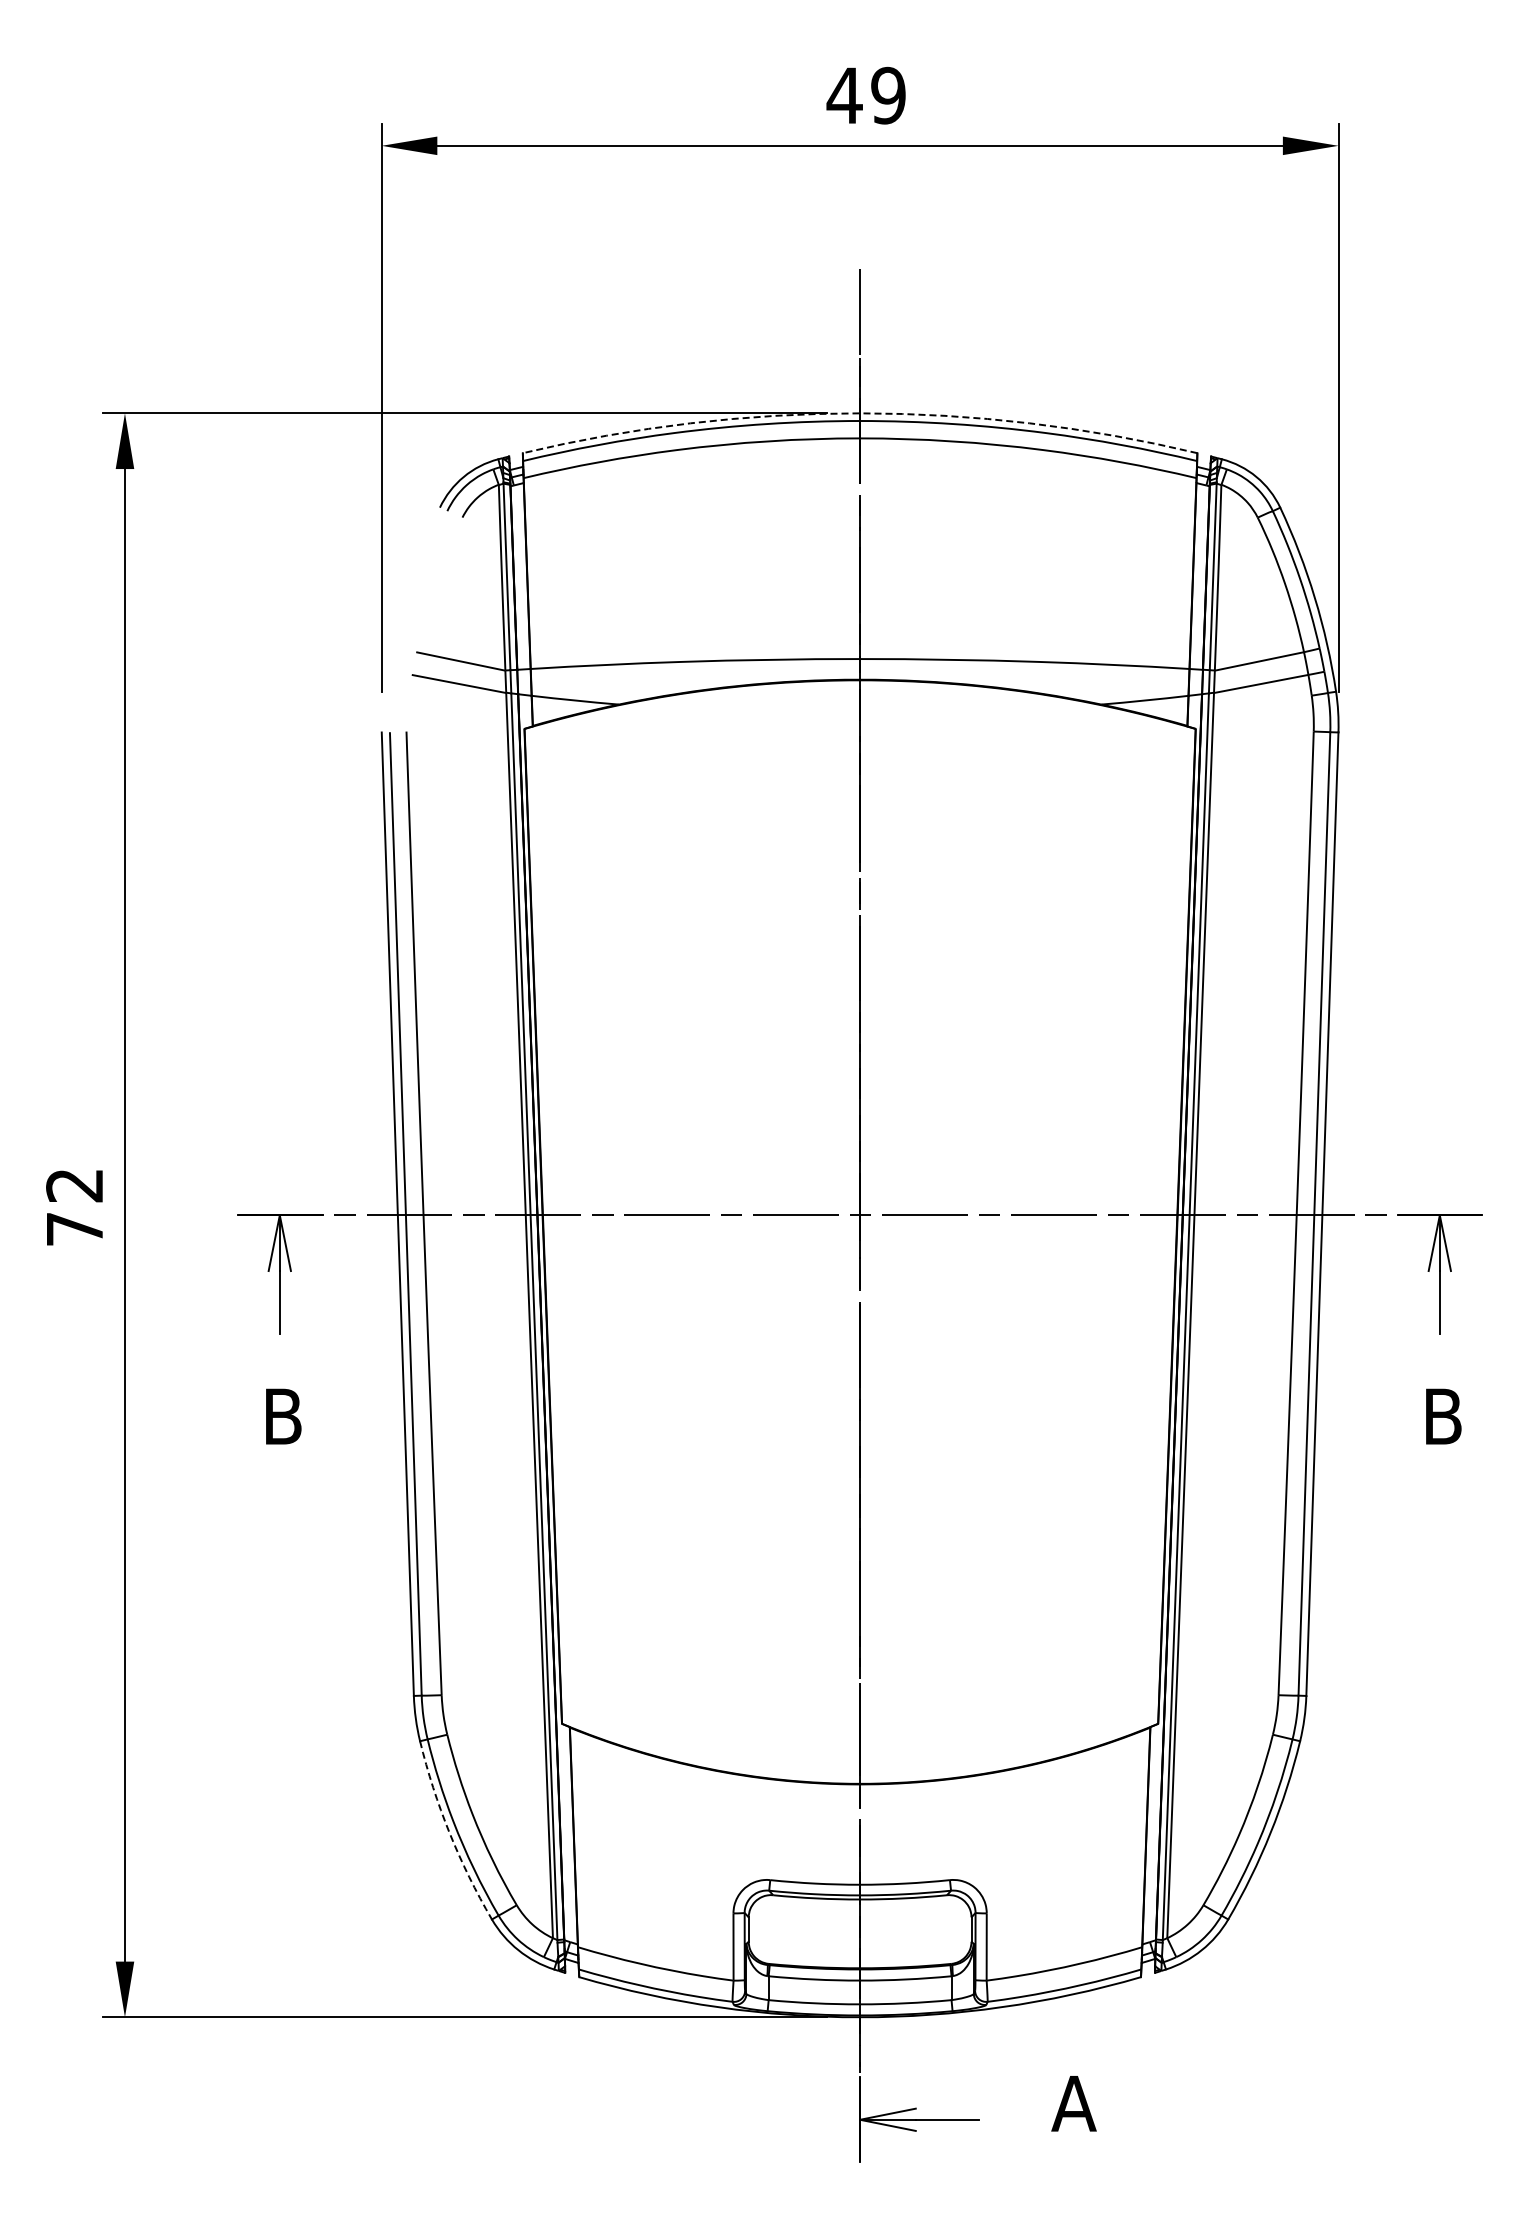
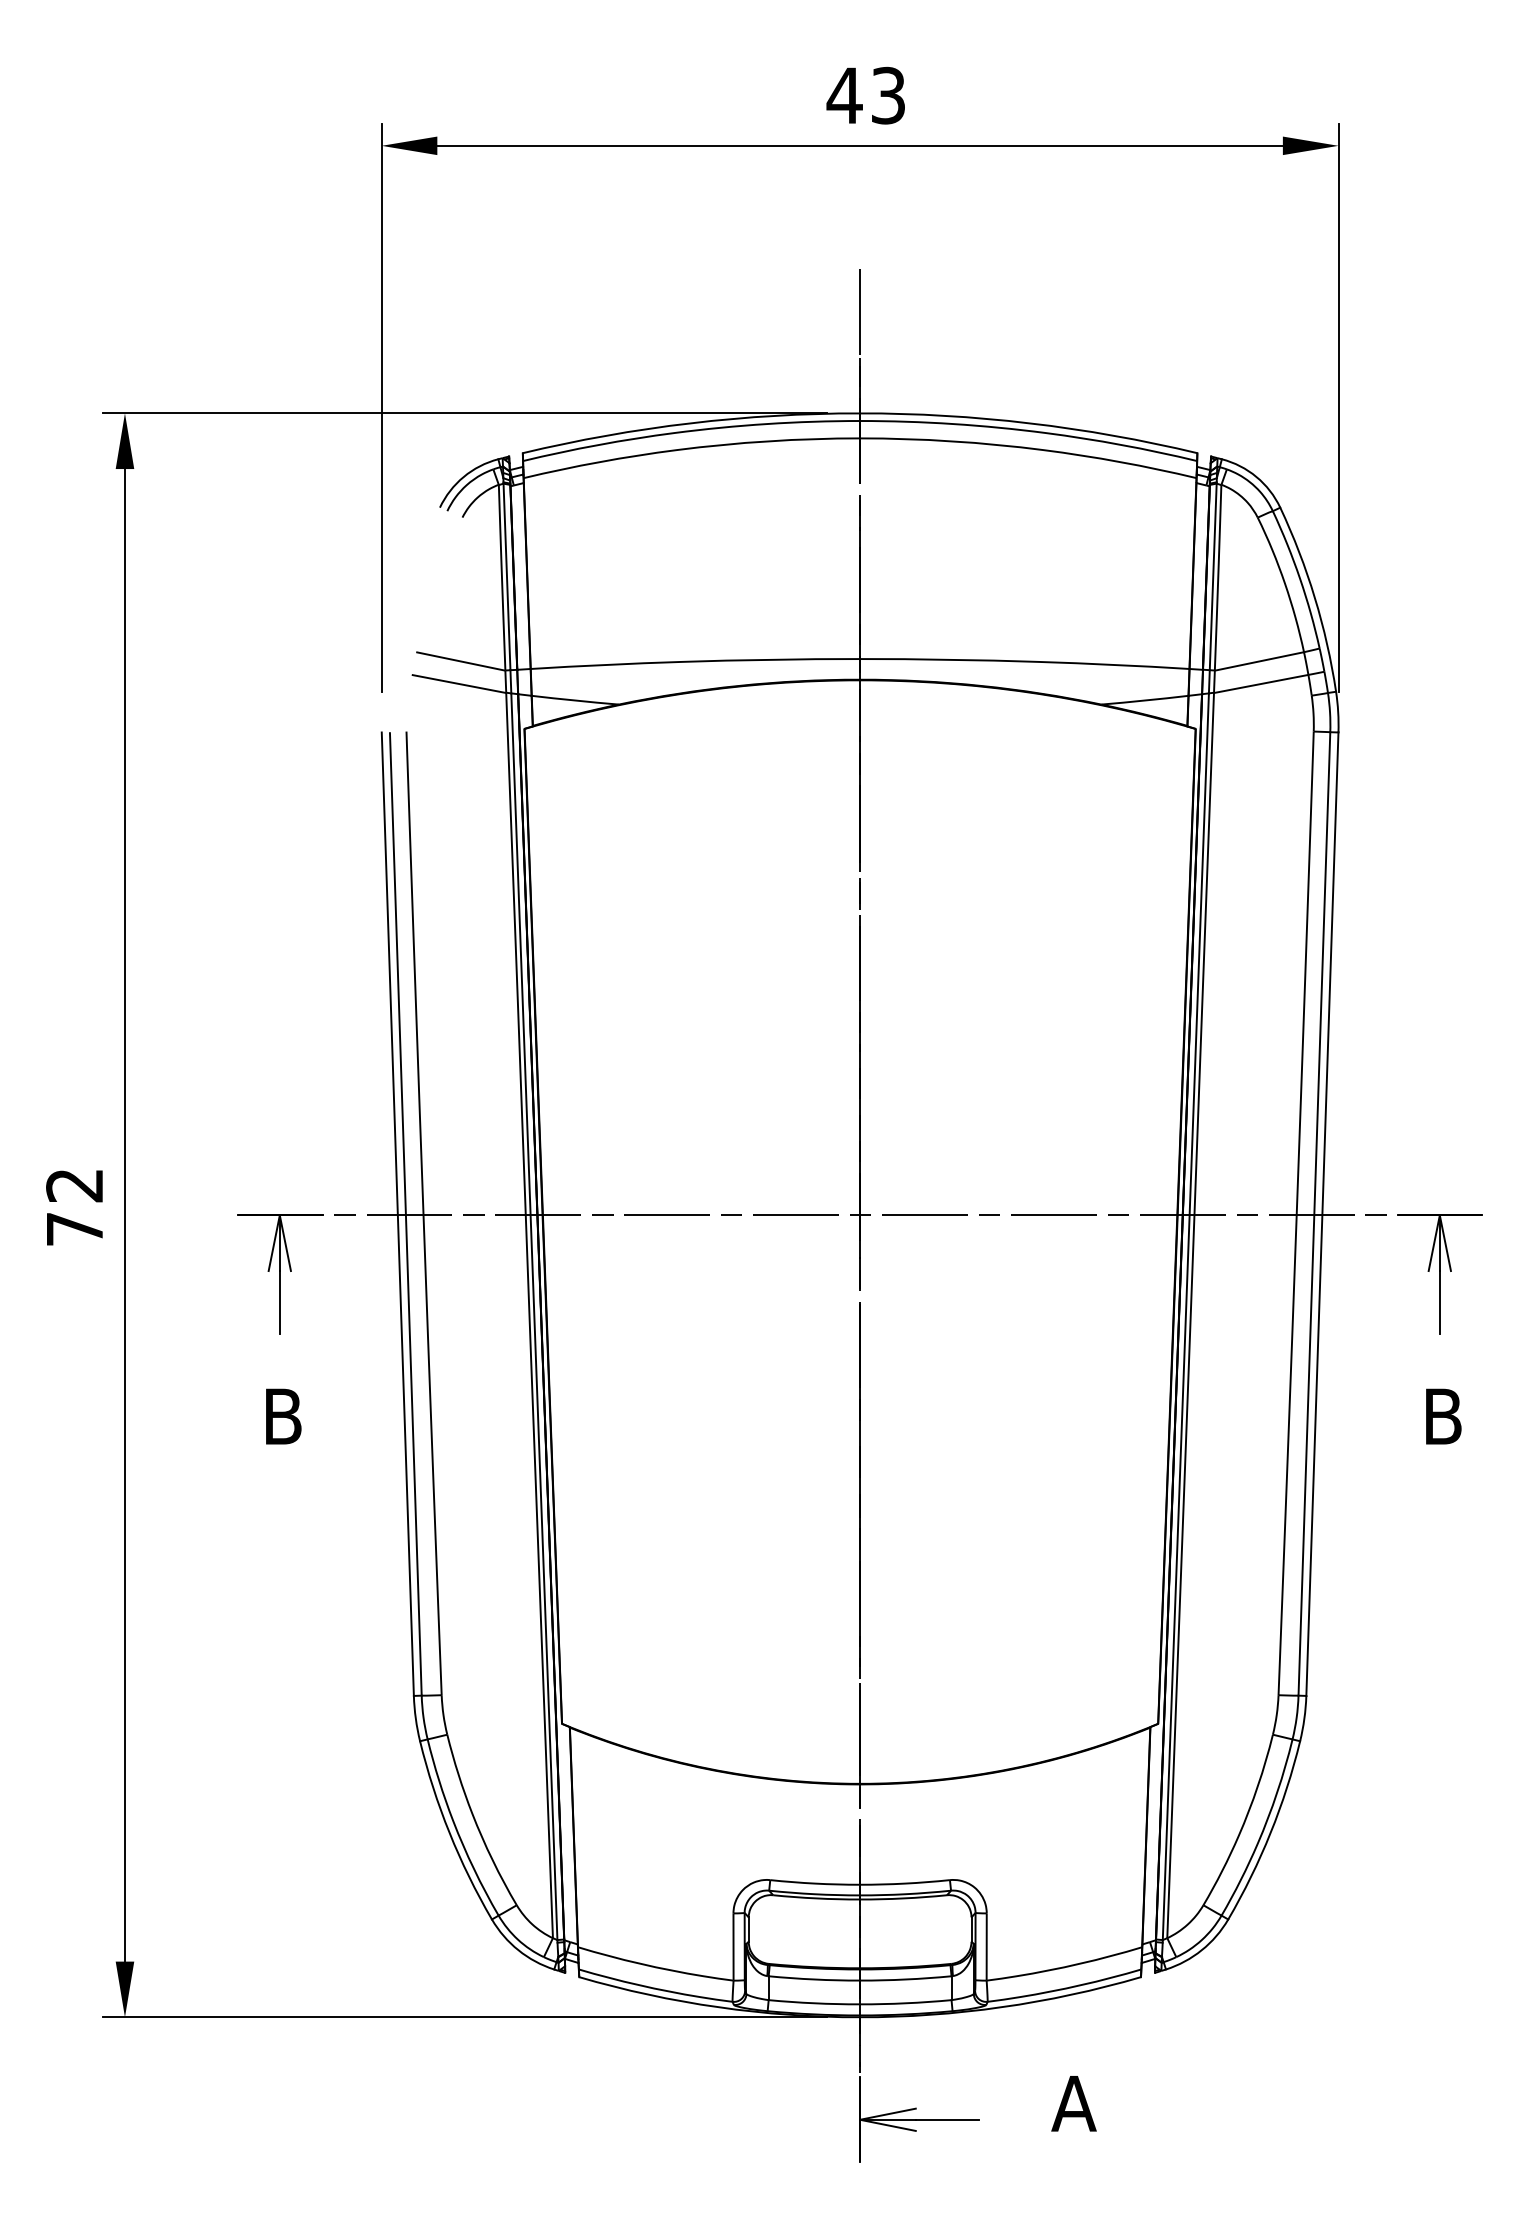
text: 49 -> 43 (888, 95)
arc: dashed -> solid (860, 413)
arc: dashed -> solid (449, 1832)
